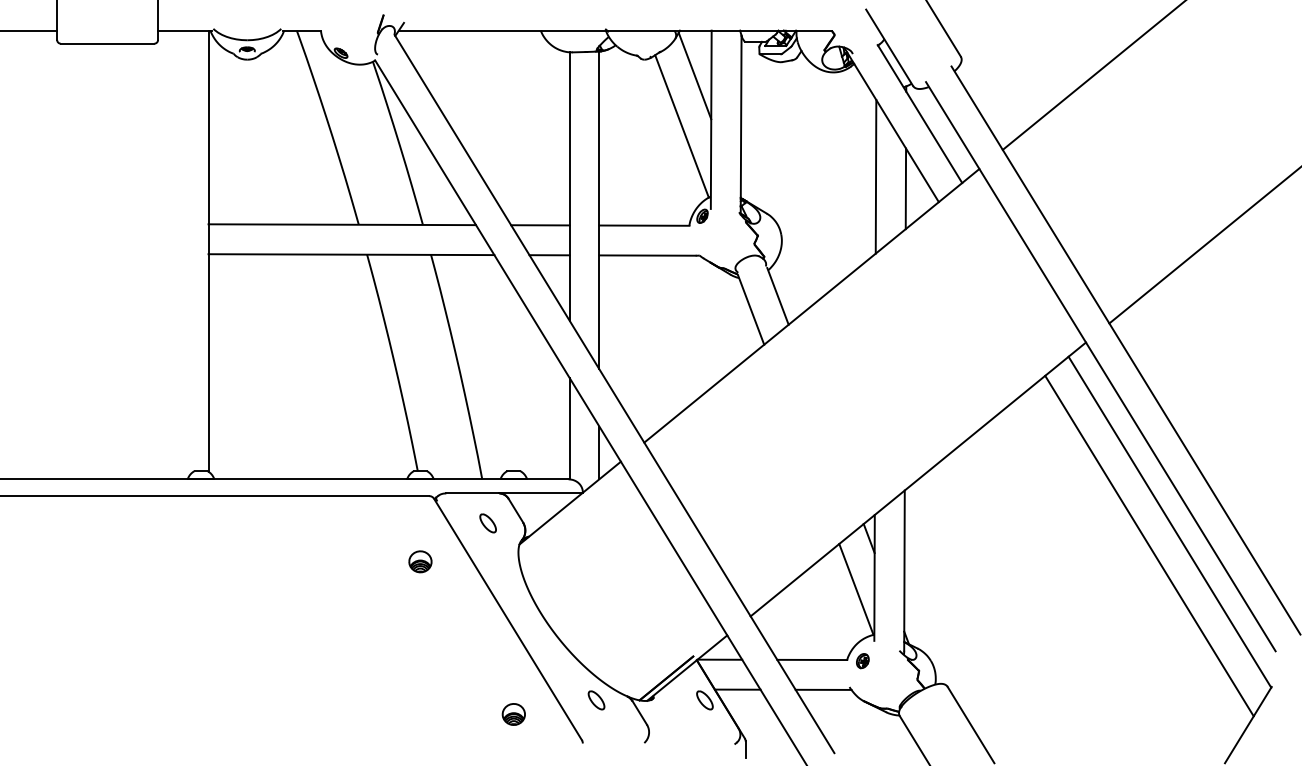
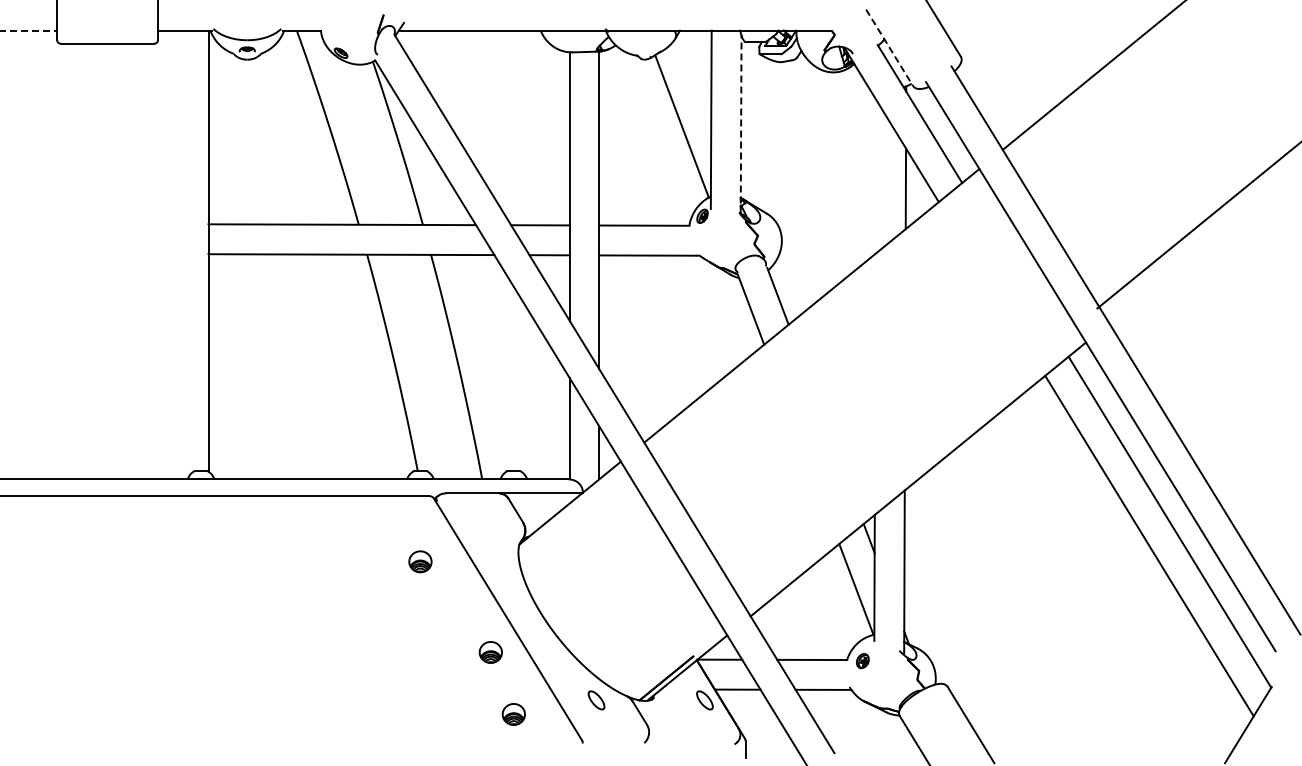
line: solid -> dashed (29, 30)
line: solid -> dashed (889, 47)
line: present -> none (694, 75)
line: solid -> dashed (741, 124)
line: present -> none (875, 176)
line position: (1203, 245) -> (1197, 226) (1197, 226)
part: present -> none (487, 523)
part: none -> present (490, 652)
